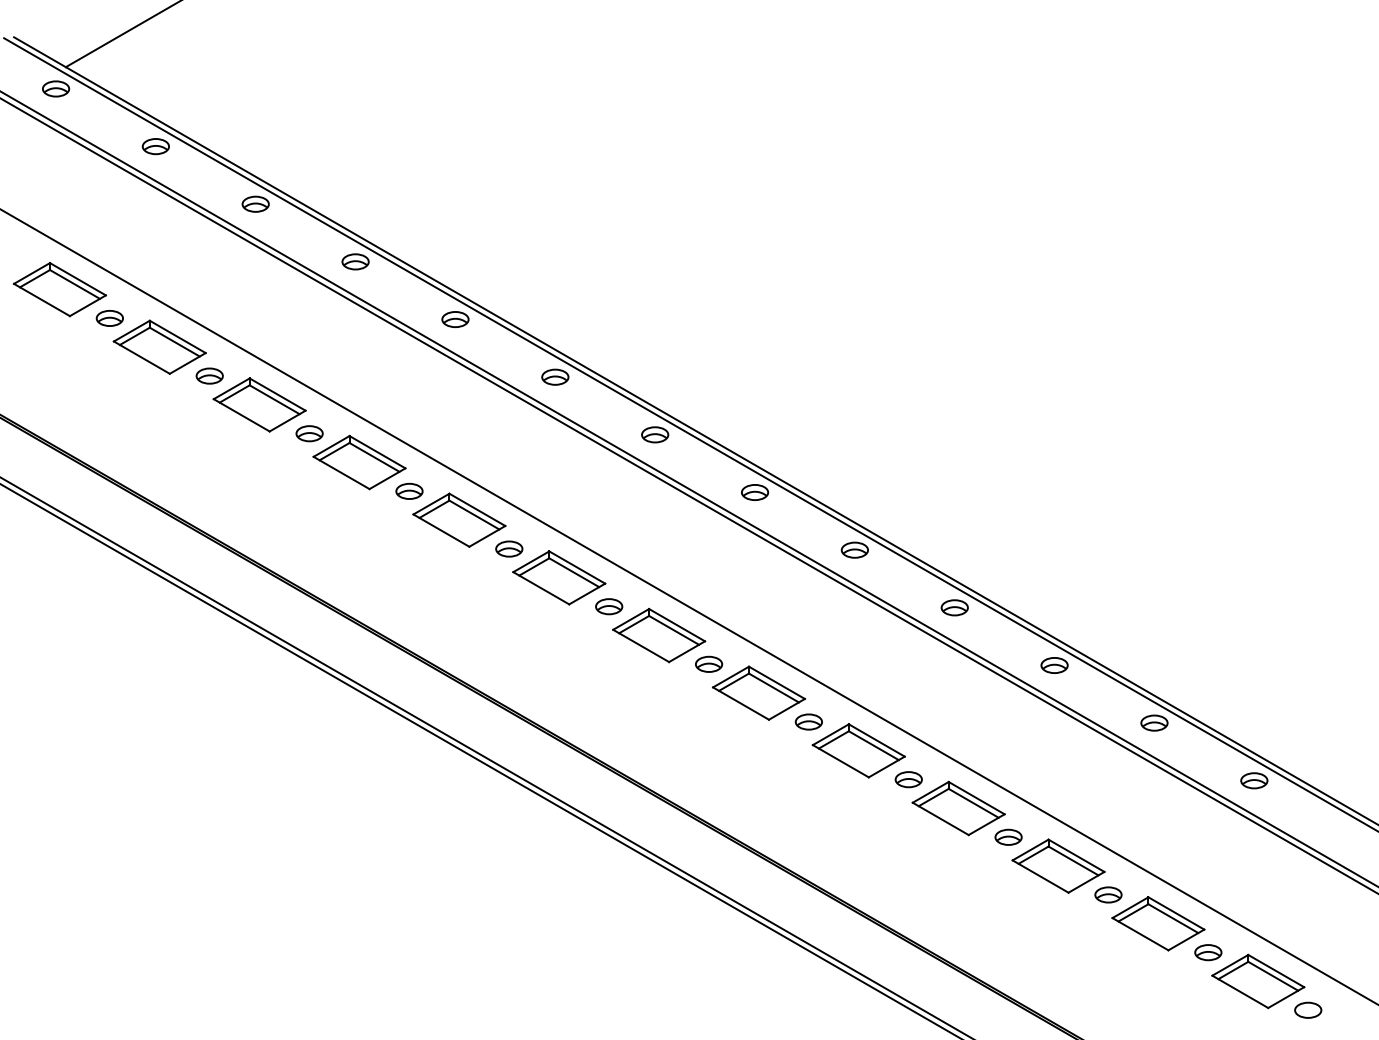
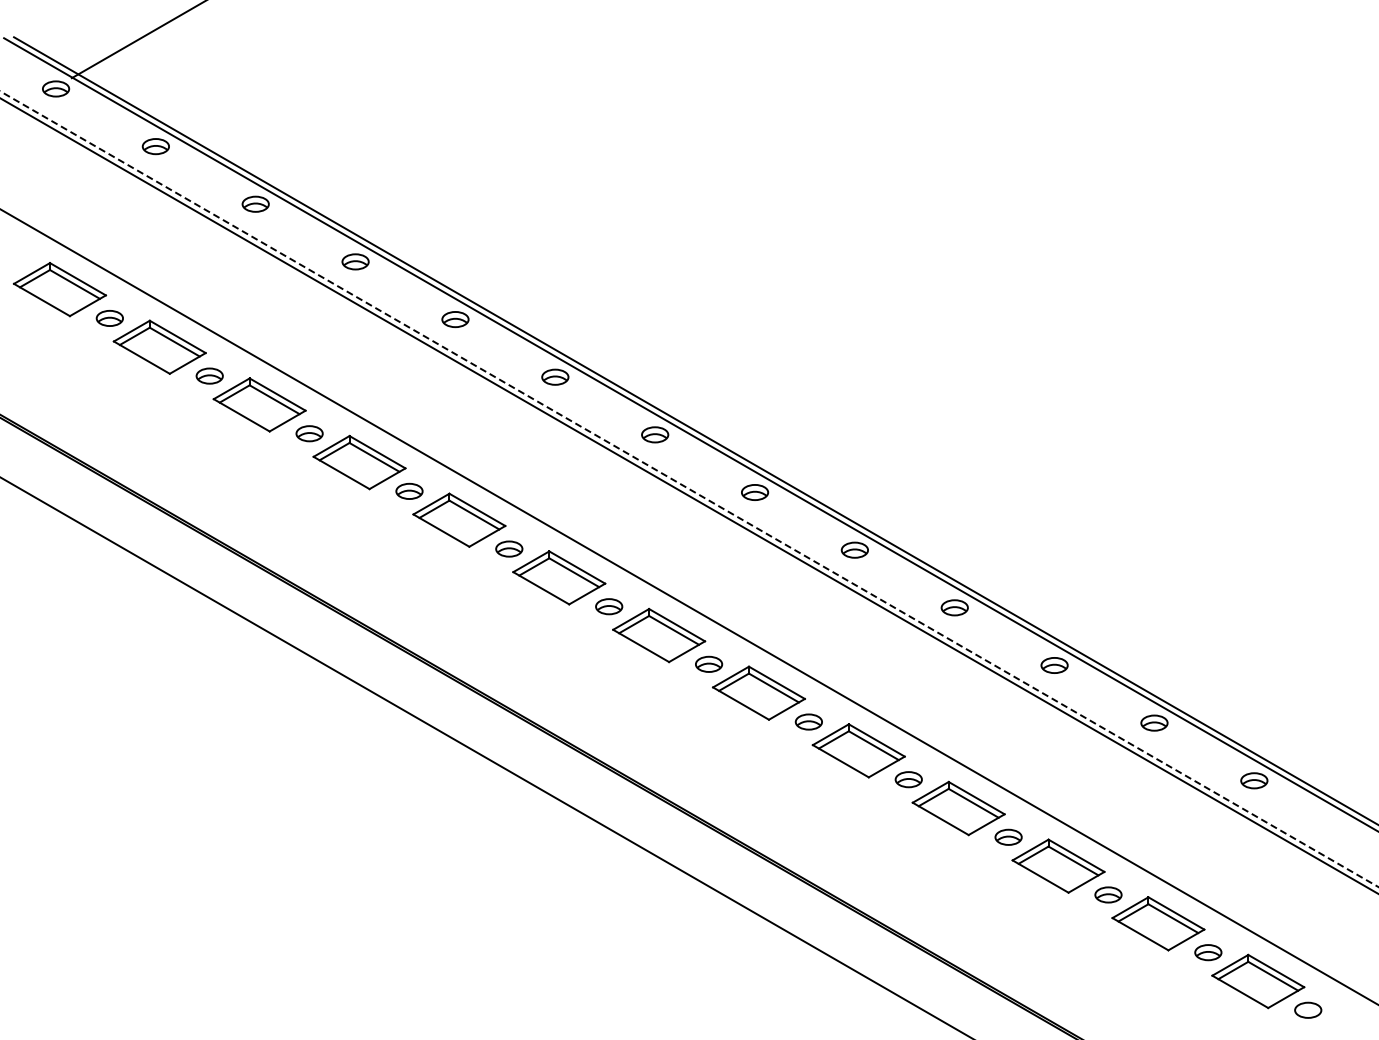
line position: (121, 34) -> (137, 40) (137, 40)
line: solid -> dashed (689, 489)
line: present -> none (479, 760)
